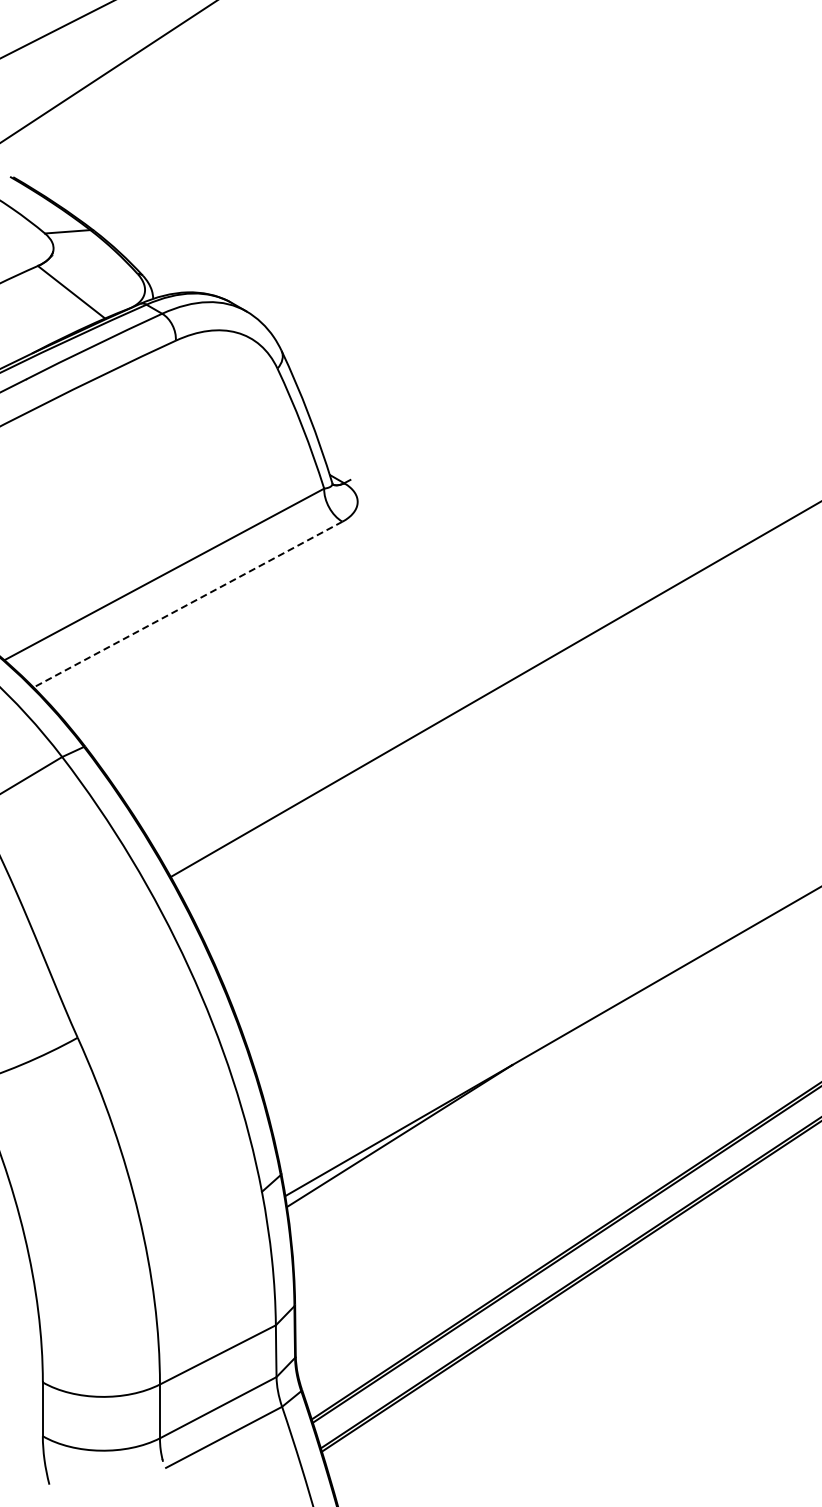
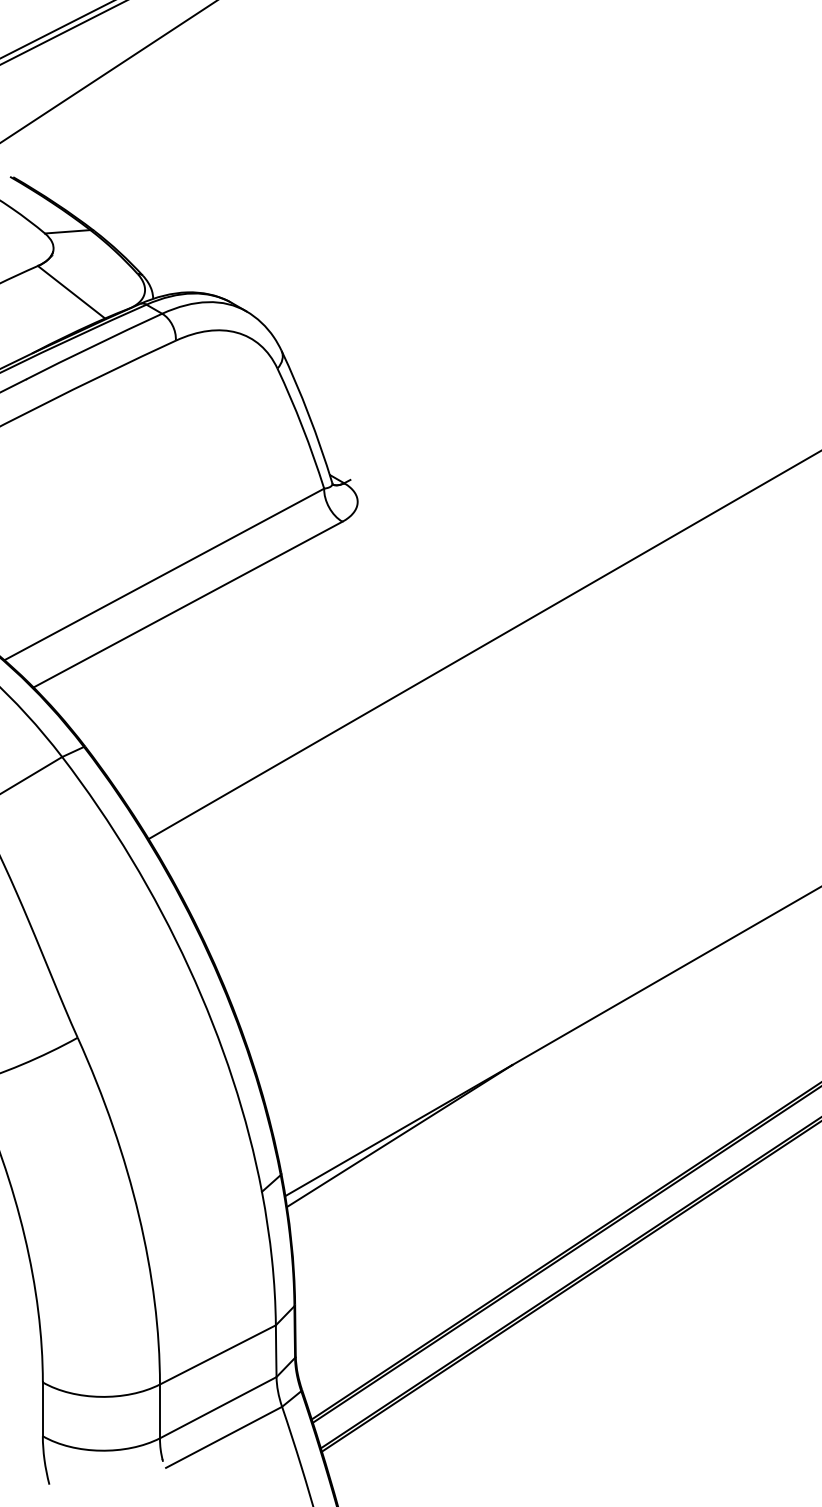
line: none -> present (62, 32)
line: dashed -> solid (187, 604)
line position: (494, 689) -> (483, 645) (483, 645)
